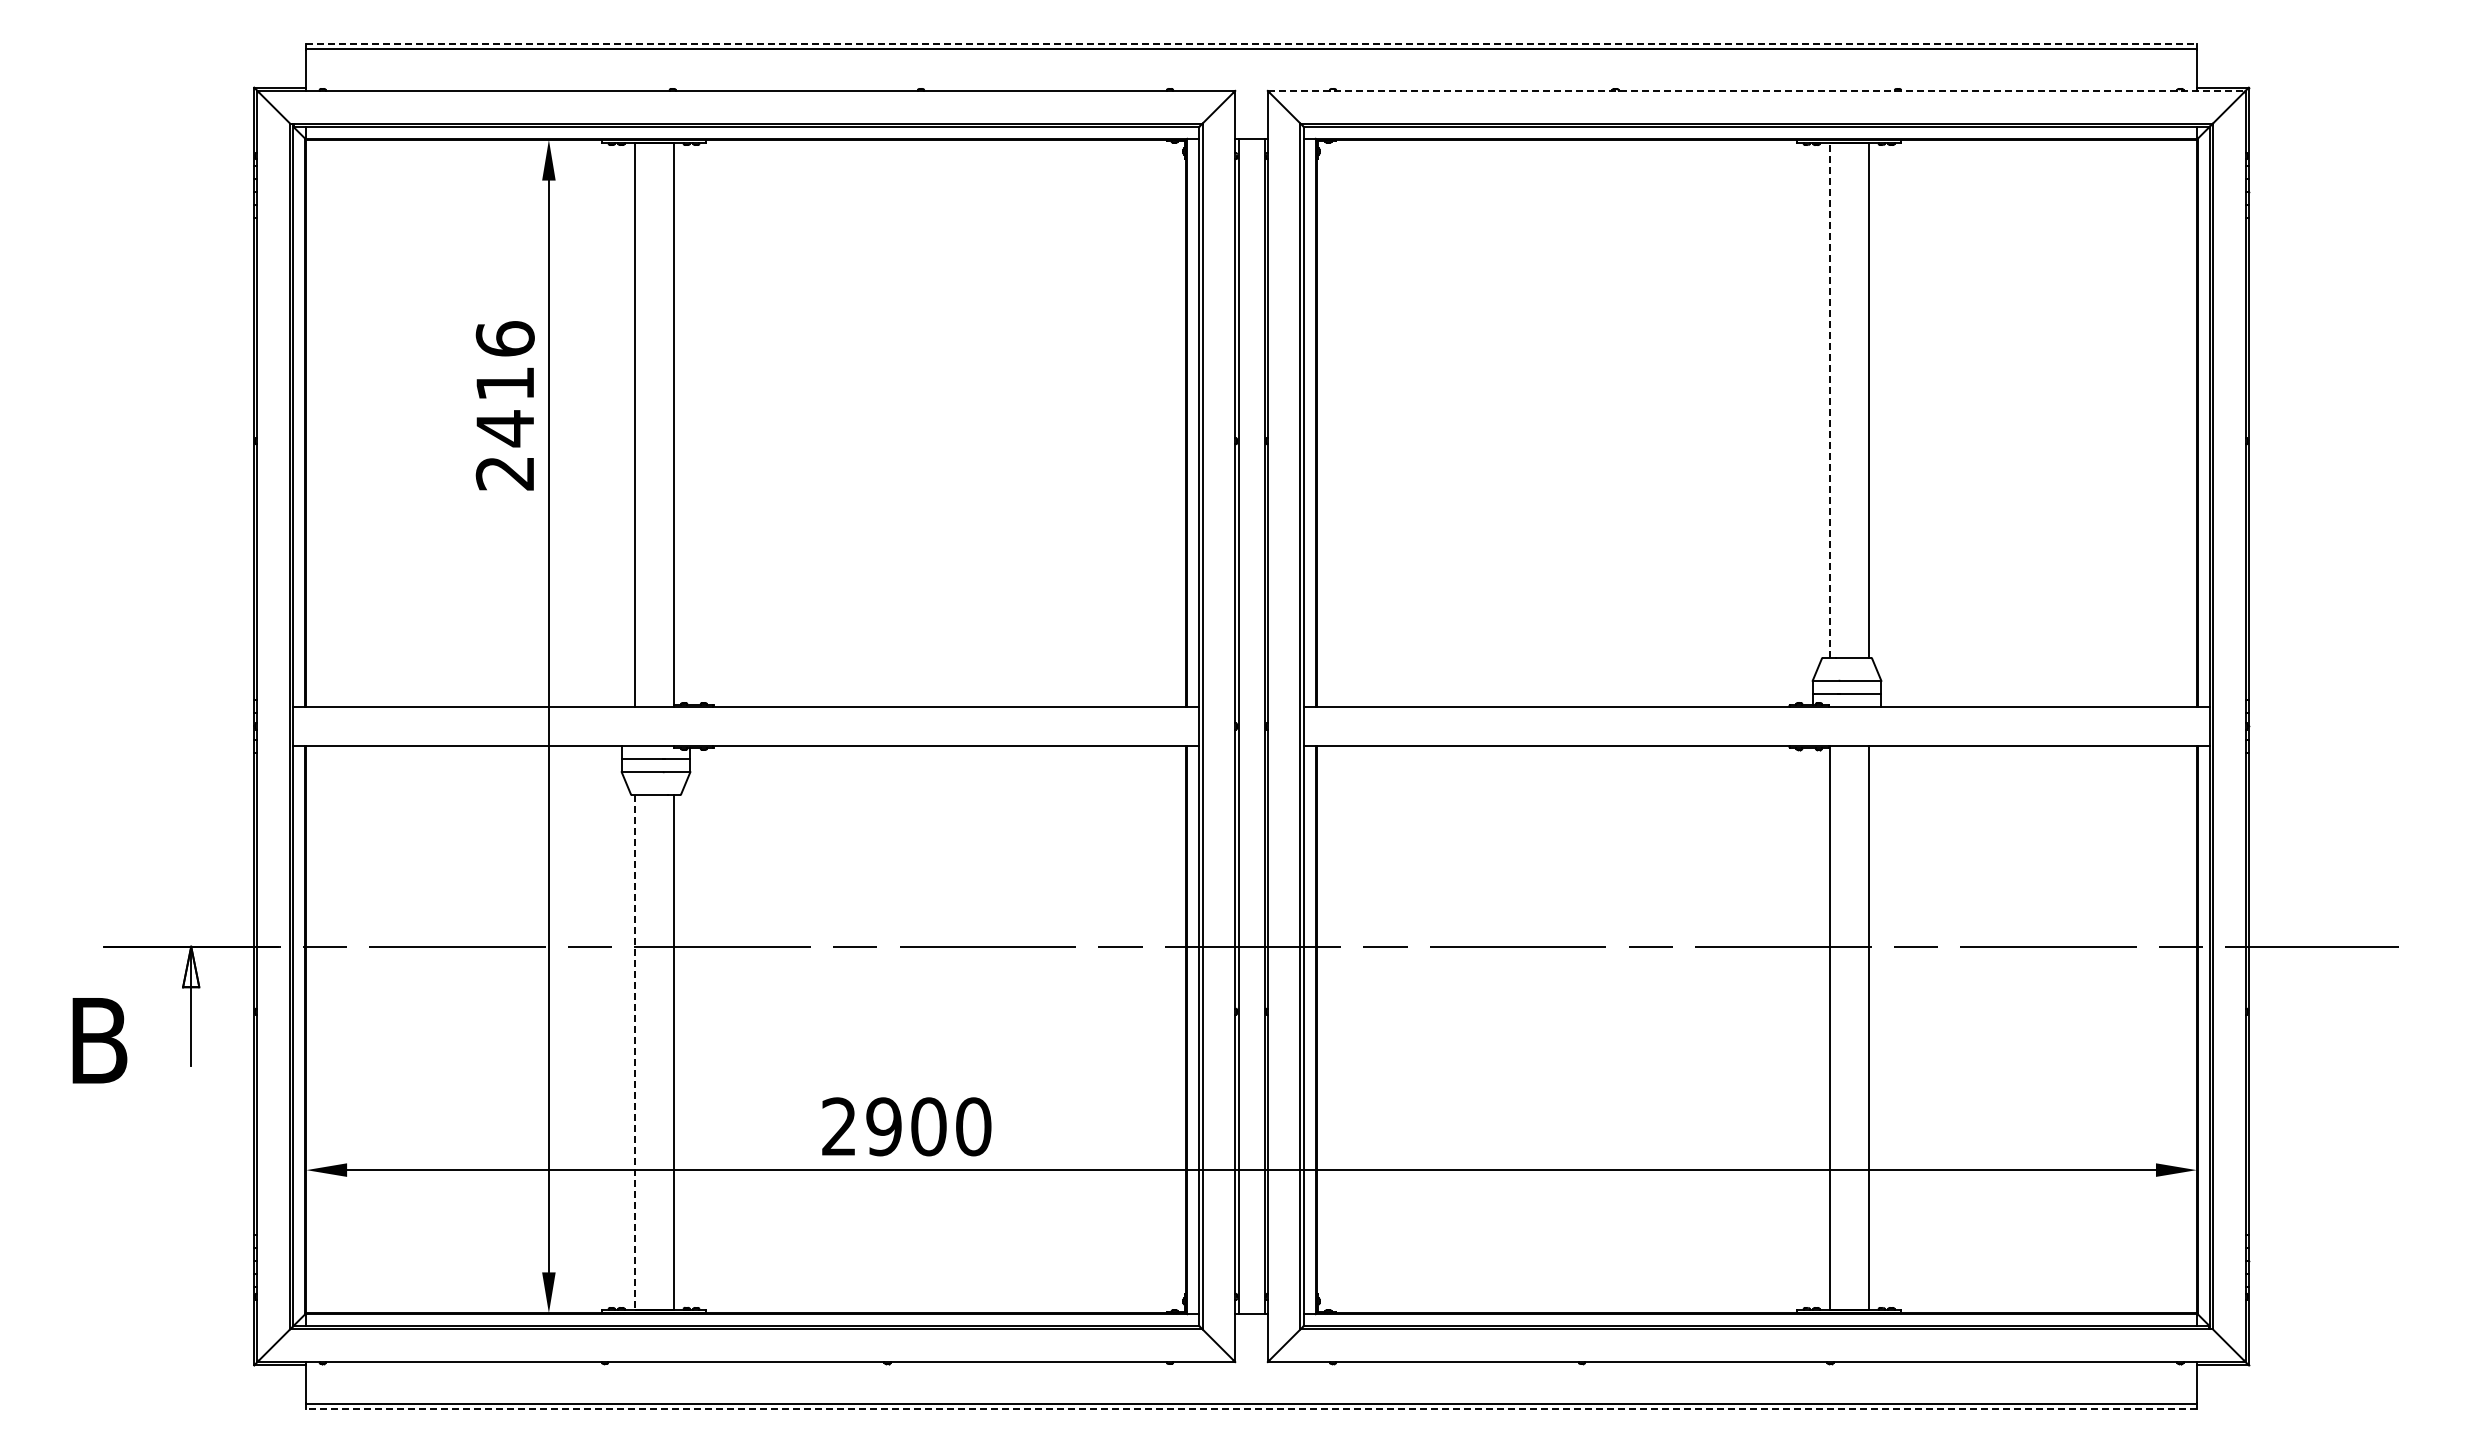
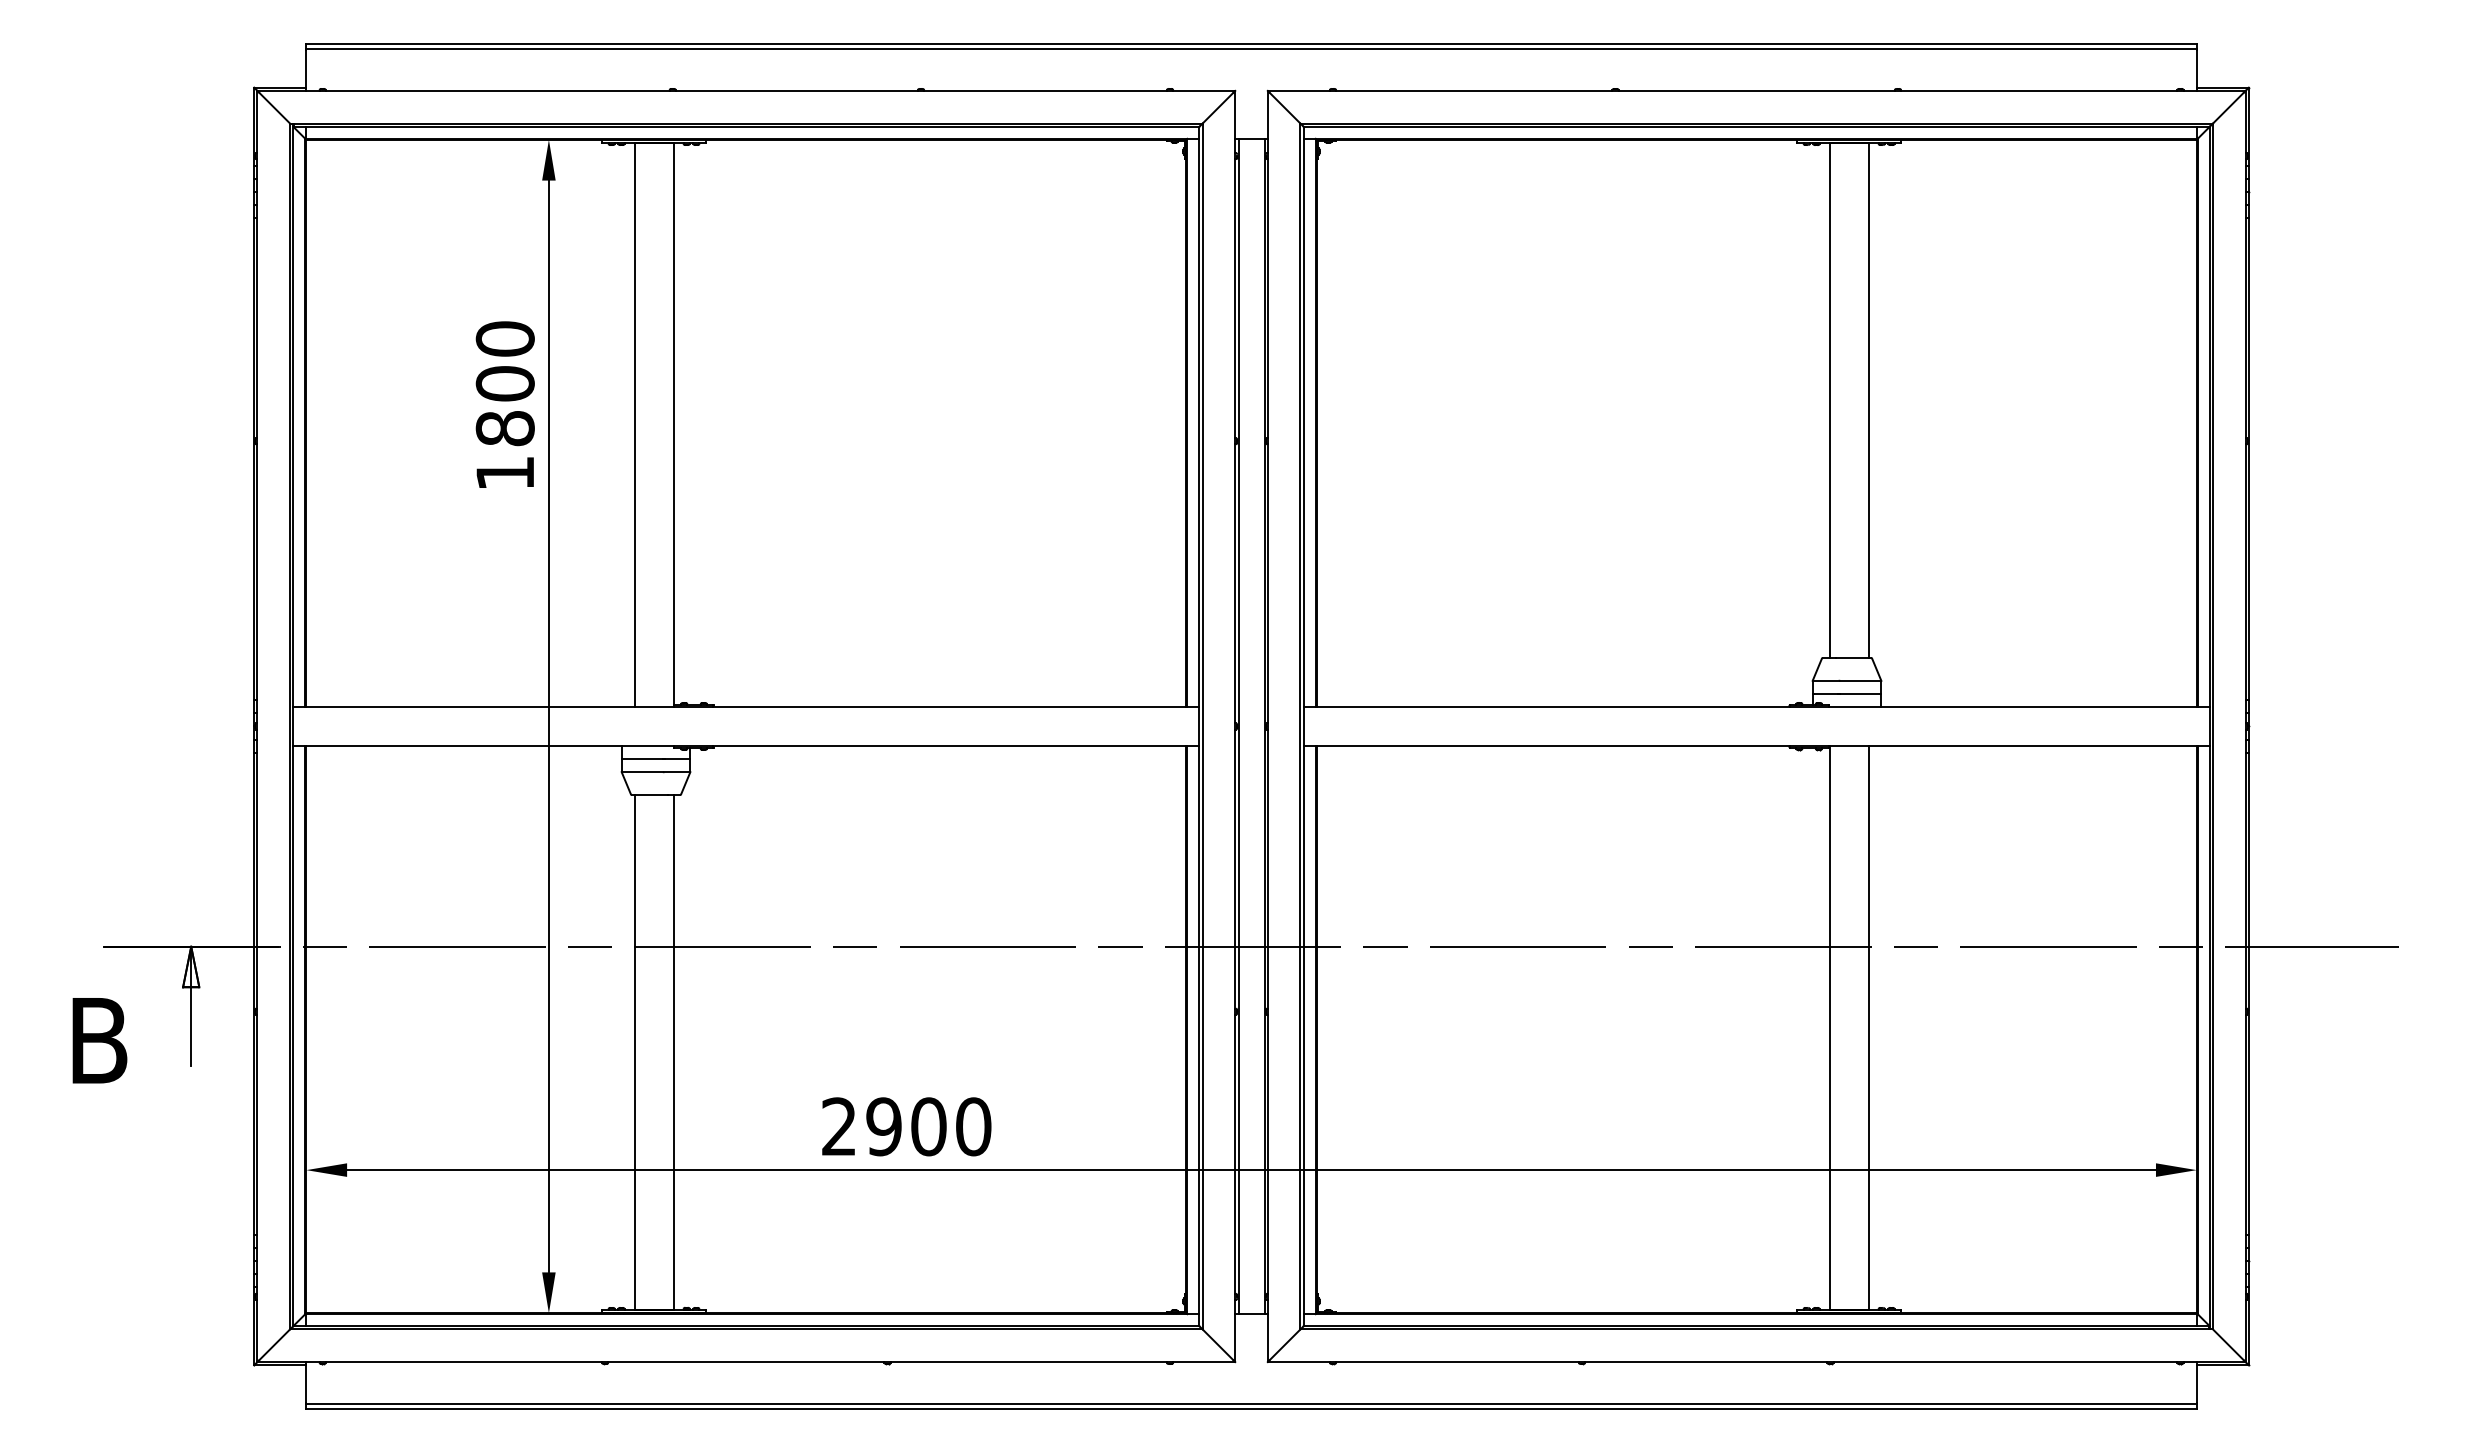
line: dashed -> solid (1252, 43)
line: dashed -> solid (1756, 90)
line: dashed -> solid (1829, 400)
text: 2416 -> 1800 (504, 405)
line: dashed -> solid (634, 1052)
line: dashed -> solid (1251, 1409)
